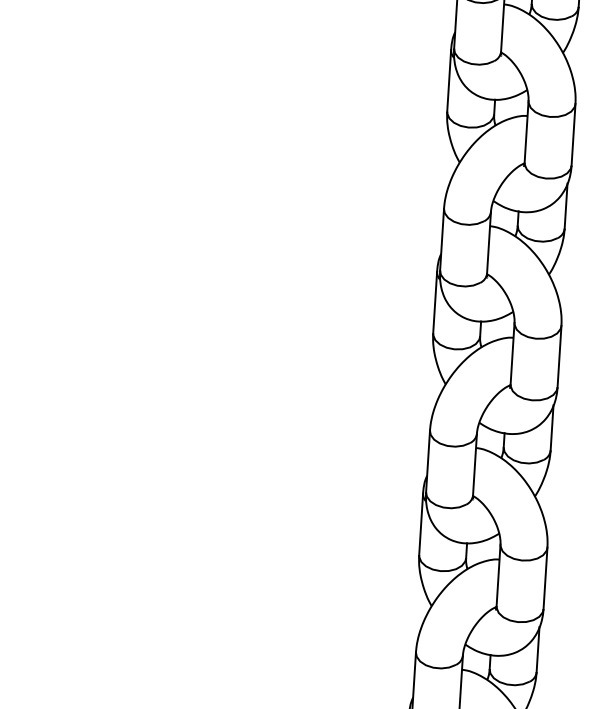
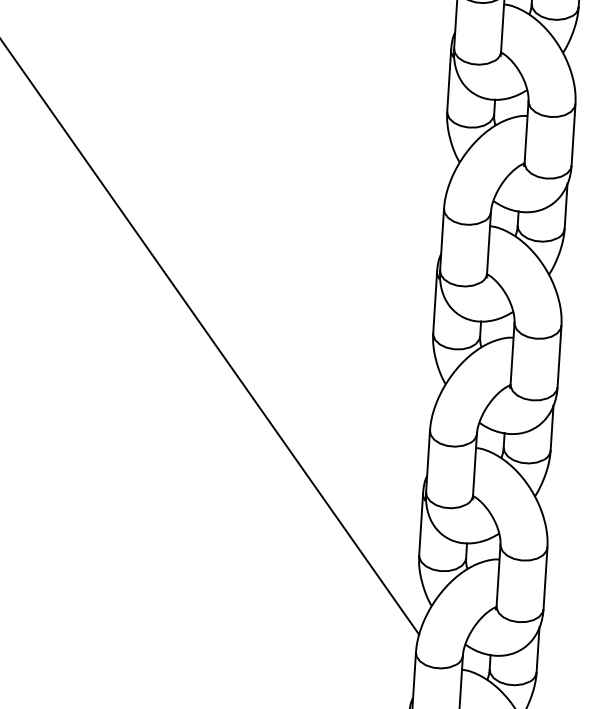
line: none -> present (210, 337)
